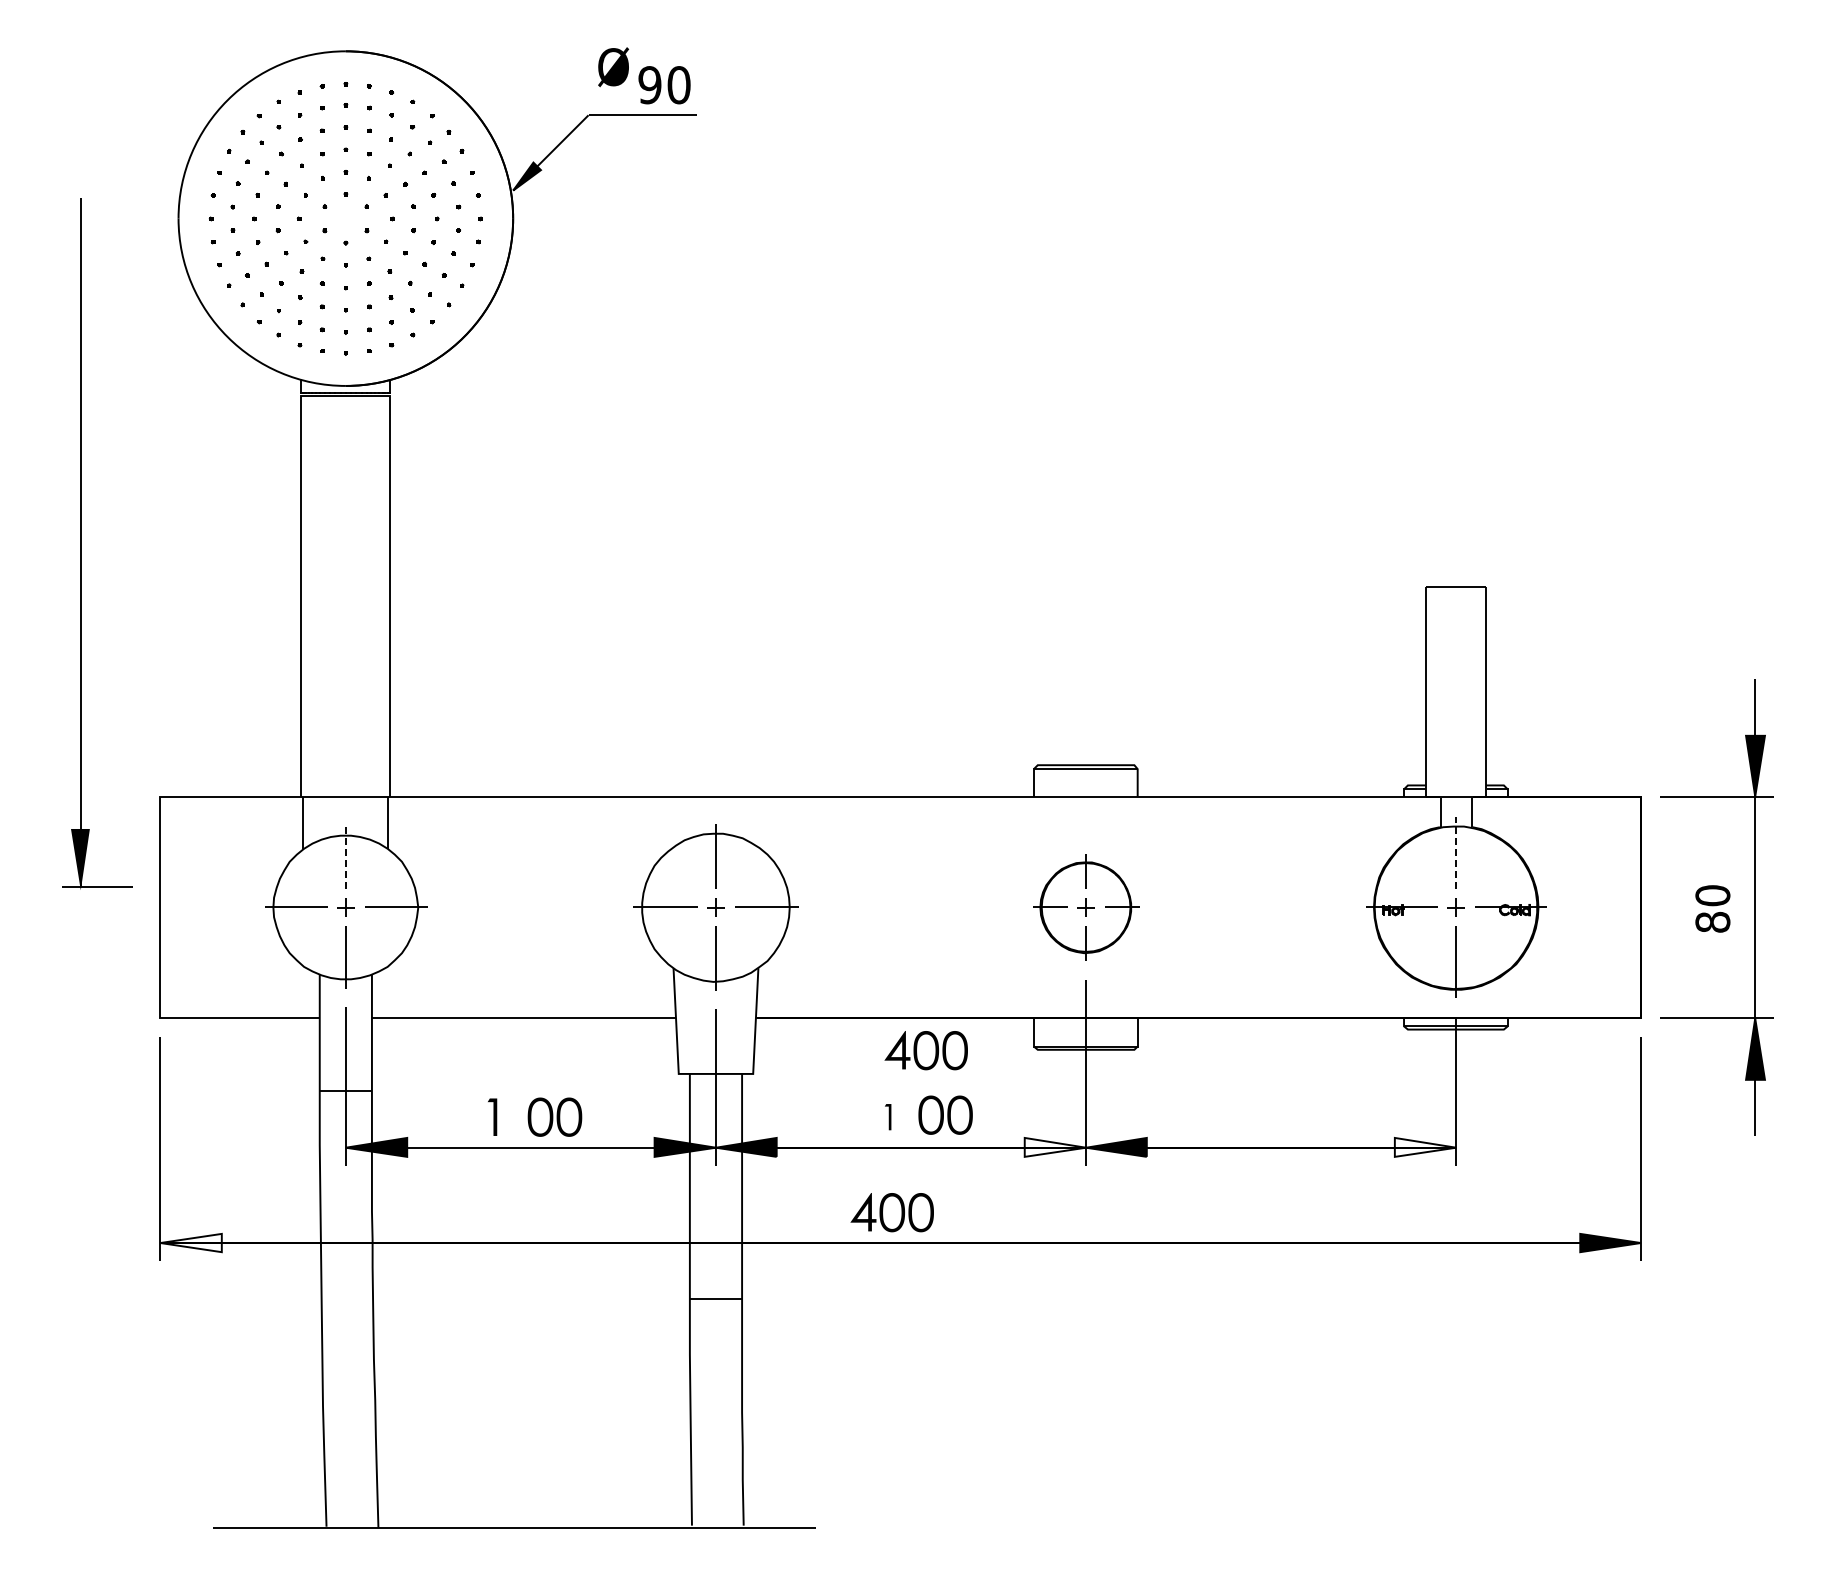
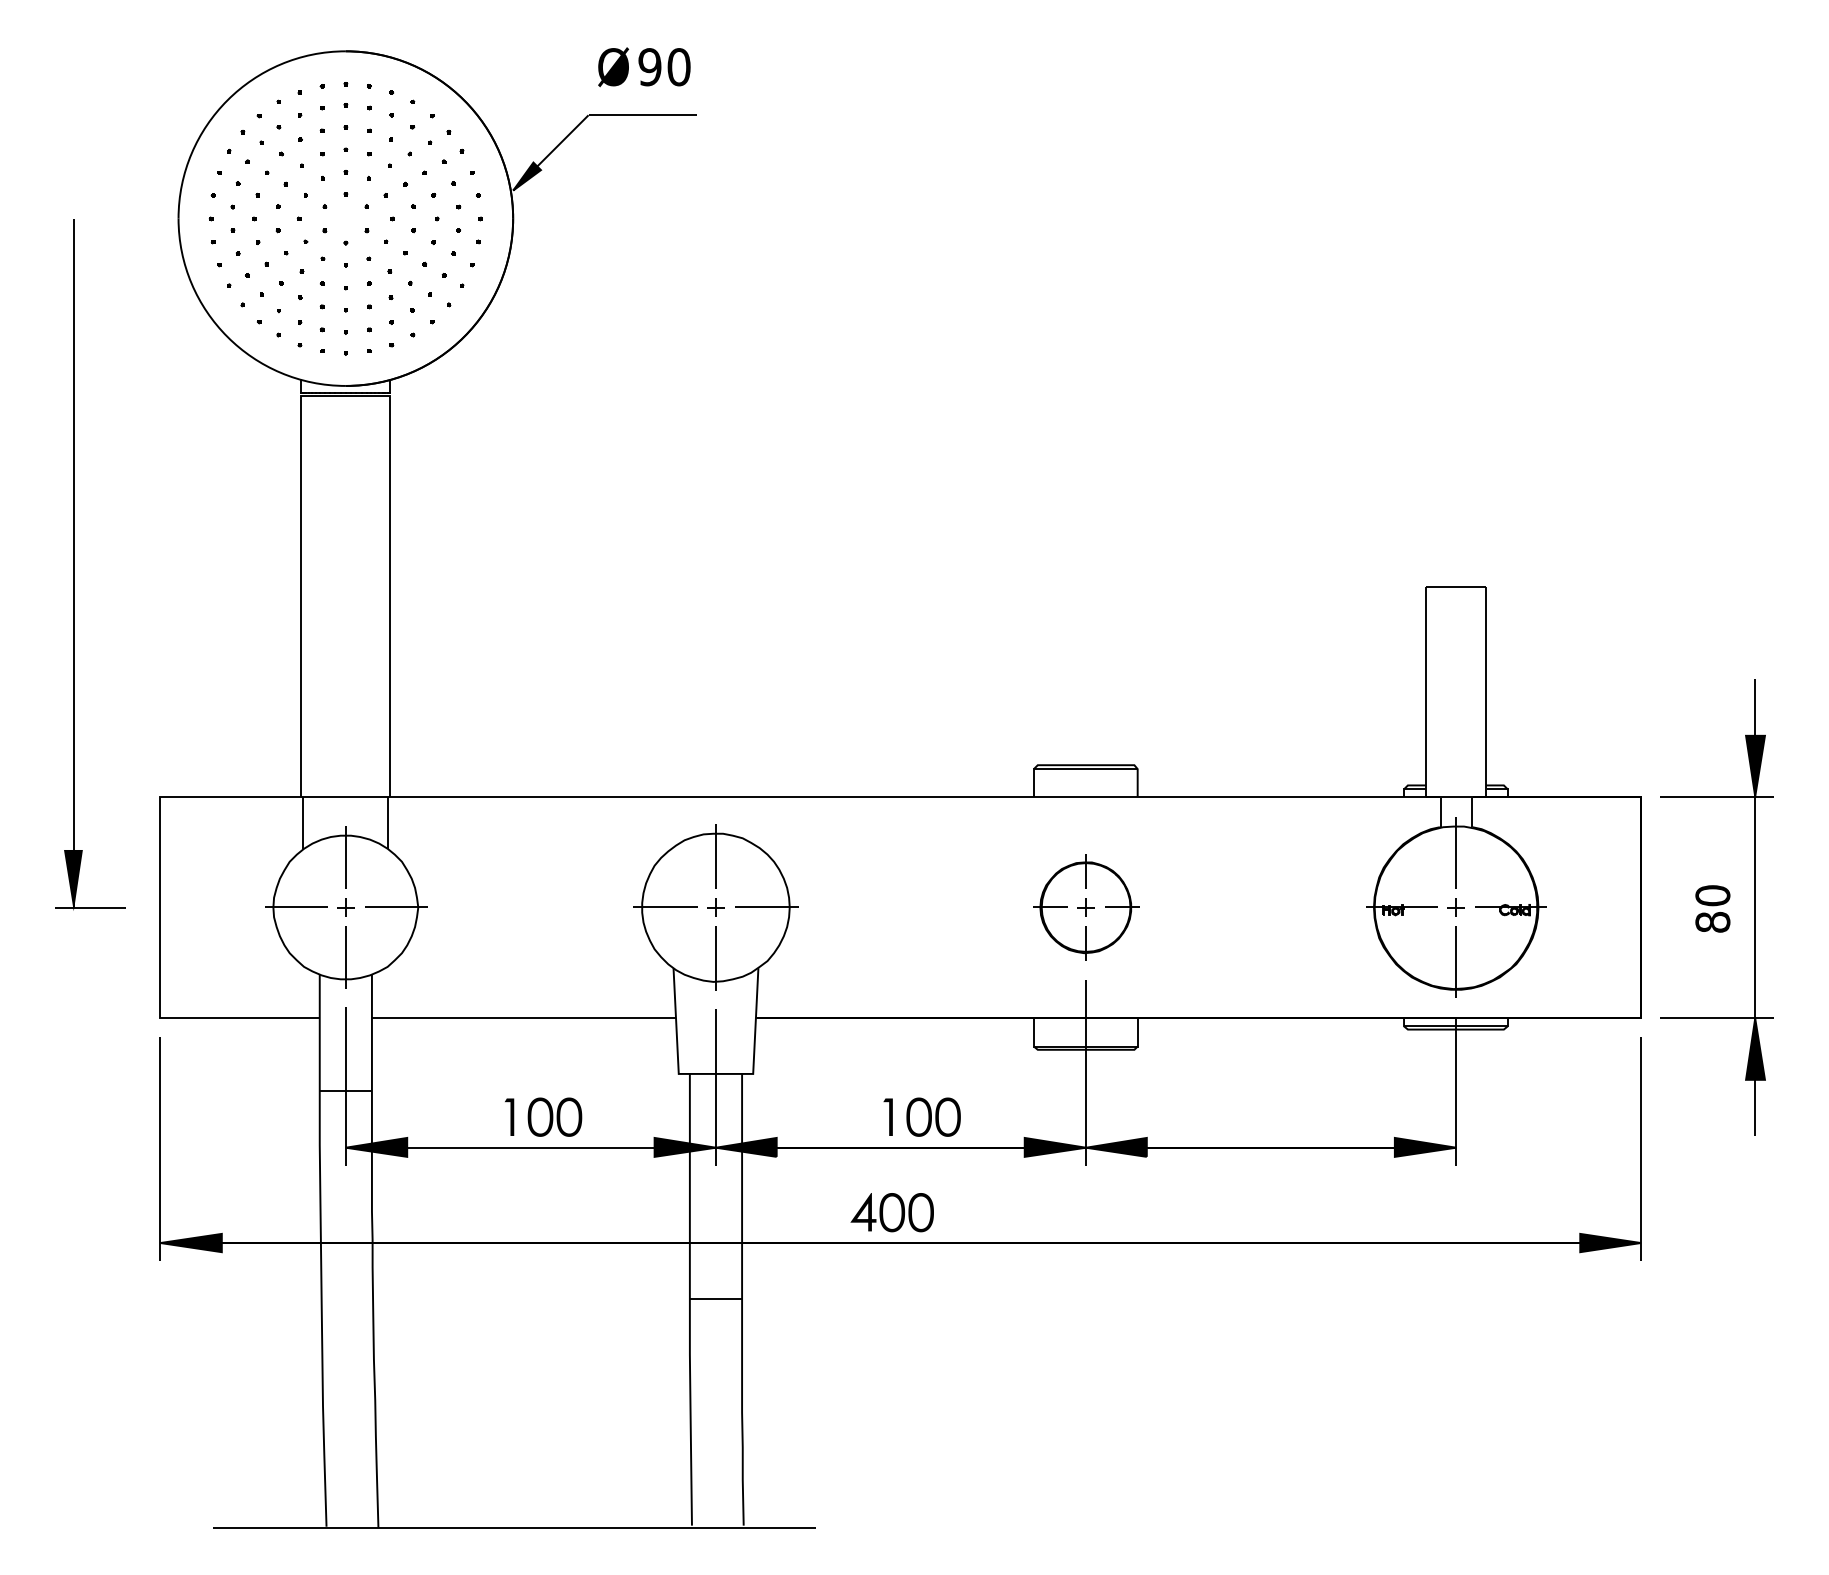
text position: (664, 85) -> (664, 67) (664, 67)
part position: (81, 543) -> (74, 564) (74, 564)
line: dashed -> solid (1456, 852)
line: dashed -> solid (346, 856)
part: present -> none (925, 1050)
part position: (945, 1114) -> (933, 1116) (933, 1116)
part position: (492, 1116) -> (509, 1116) (509, 1116)
part size: 7x27 px -> 10x38 px (887, 1116)
fill: none -> present (1055, 1146)
fill: none -> present (1425, 1146)
fill: none -> present (190, 1242)
